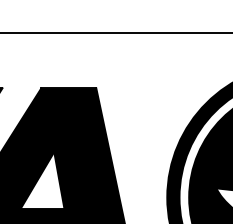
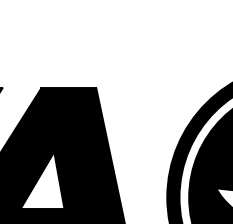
line: present -> none (115, 33)
